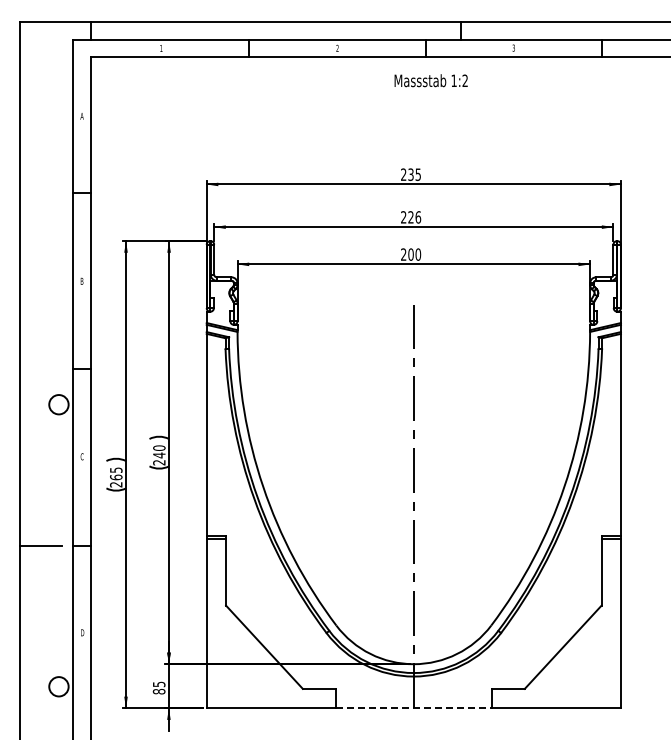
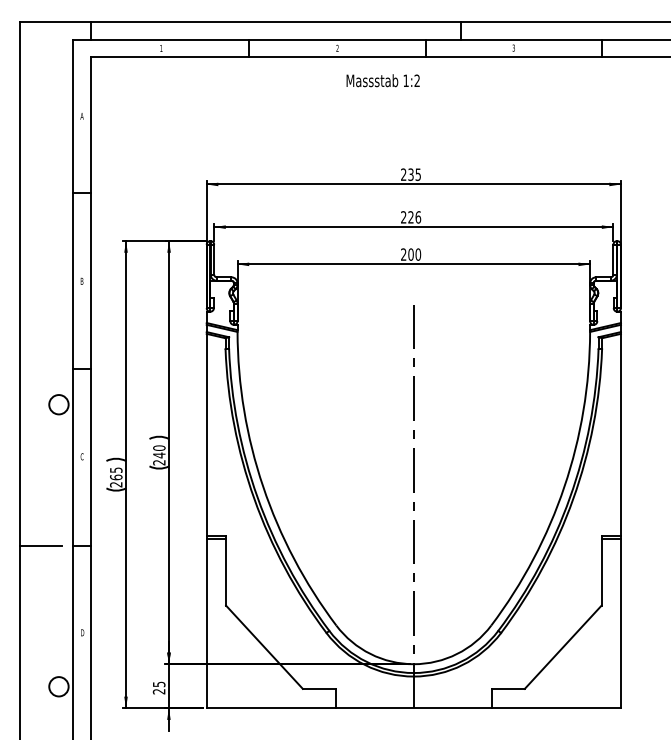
text position: (430, 80) -> (382, 80) (382, 80)
text: 85 -> 25 (159, 691)
line: dashed -> solid (413, 708)
